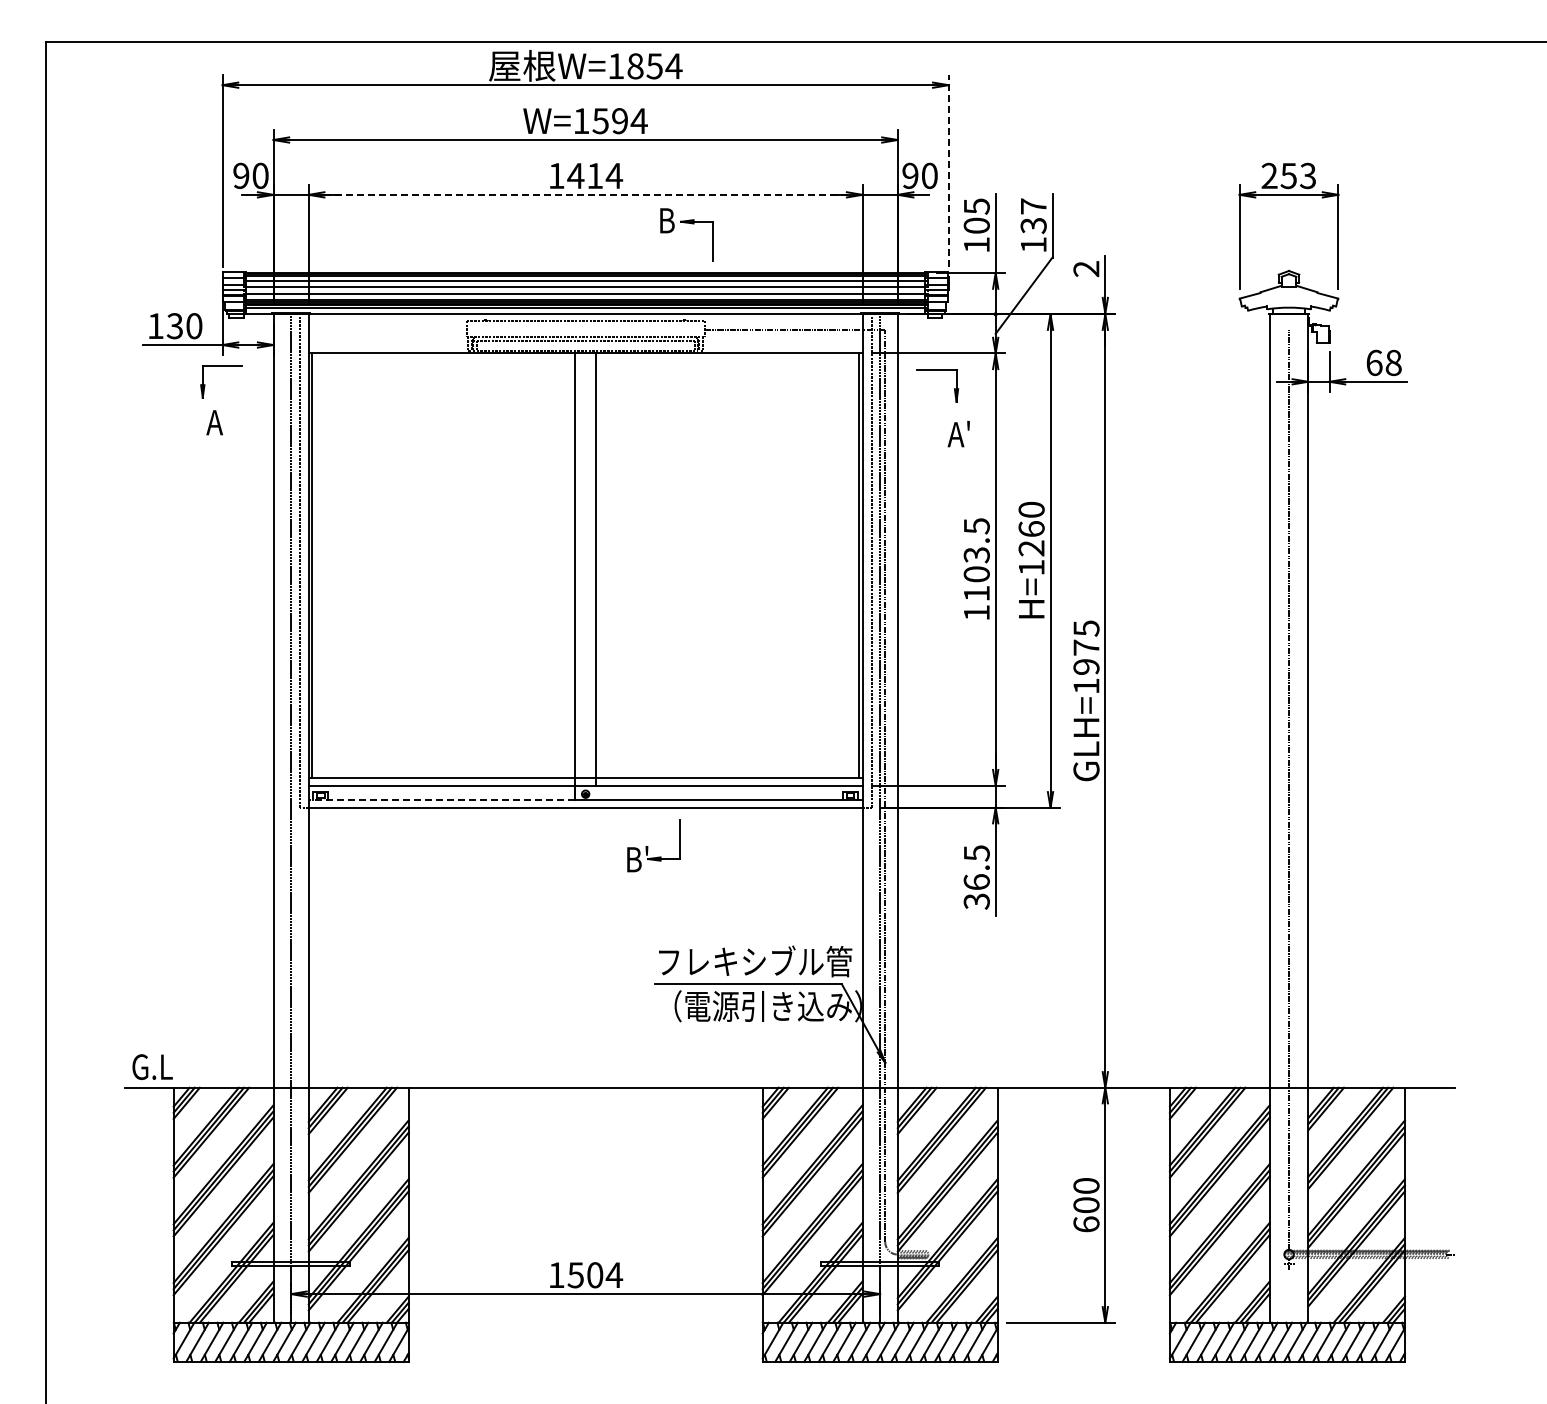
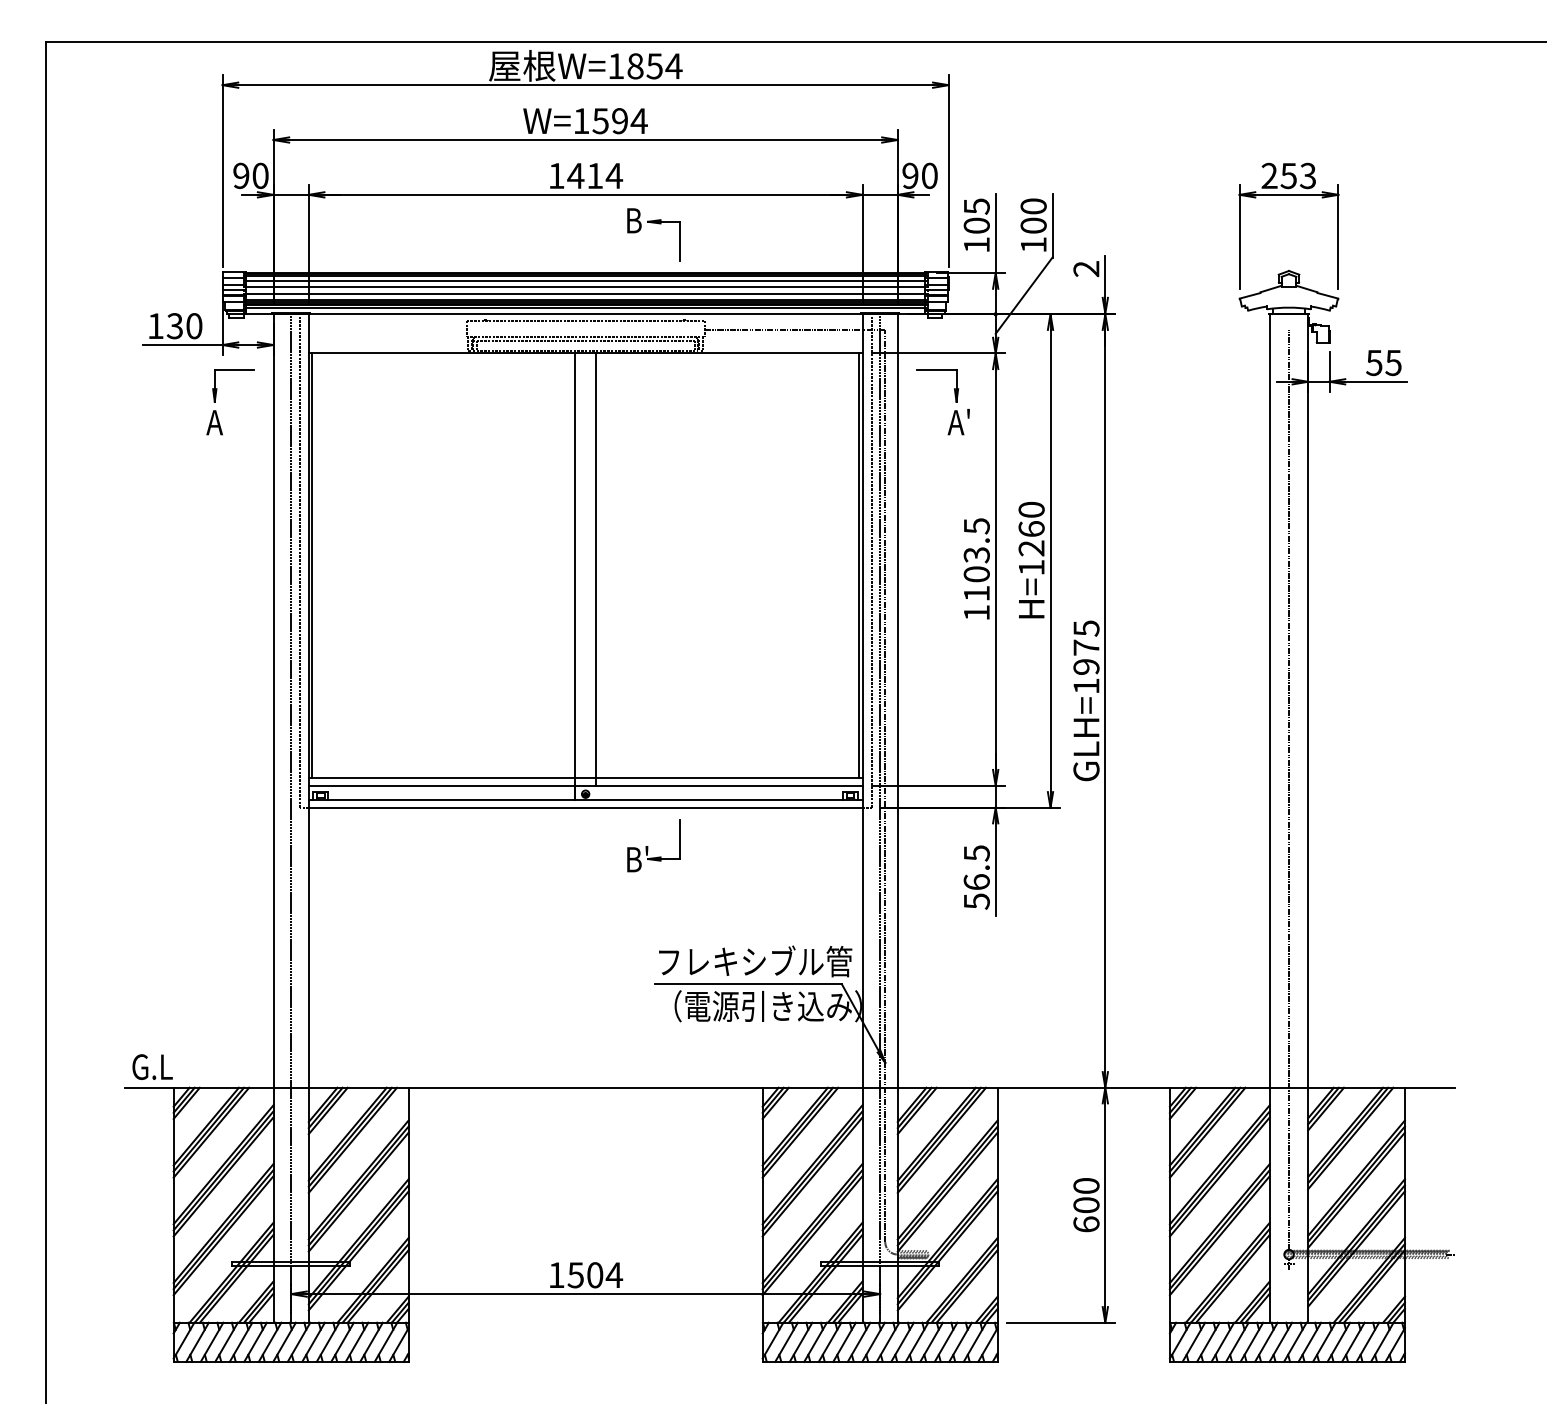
line: dashed -> solid (948, 171)
line: dashed -> solid (586, 194)
text: 137 -> 100 (1033, 216)
part position: (686, 223) -> (653, 223) (653, 223)
text: 68 -> 55 (1383, 362)
part position: (221, 366) -> (233, 370) (233, 370)
text position: (958, 434) -> (958, 422) (958, 422)
line: dashed -> solid (441, 799)
text: 36.5 -> 56.5 (976, 901)
